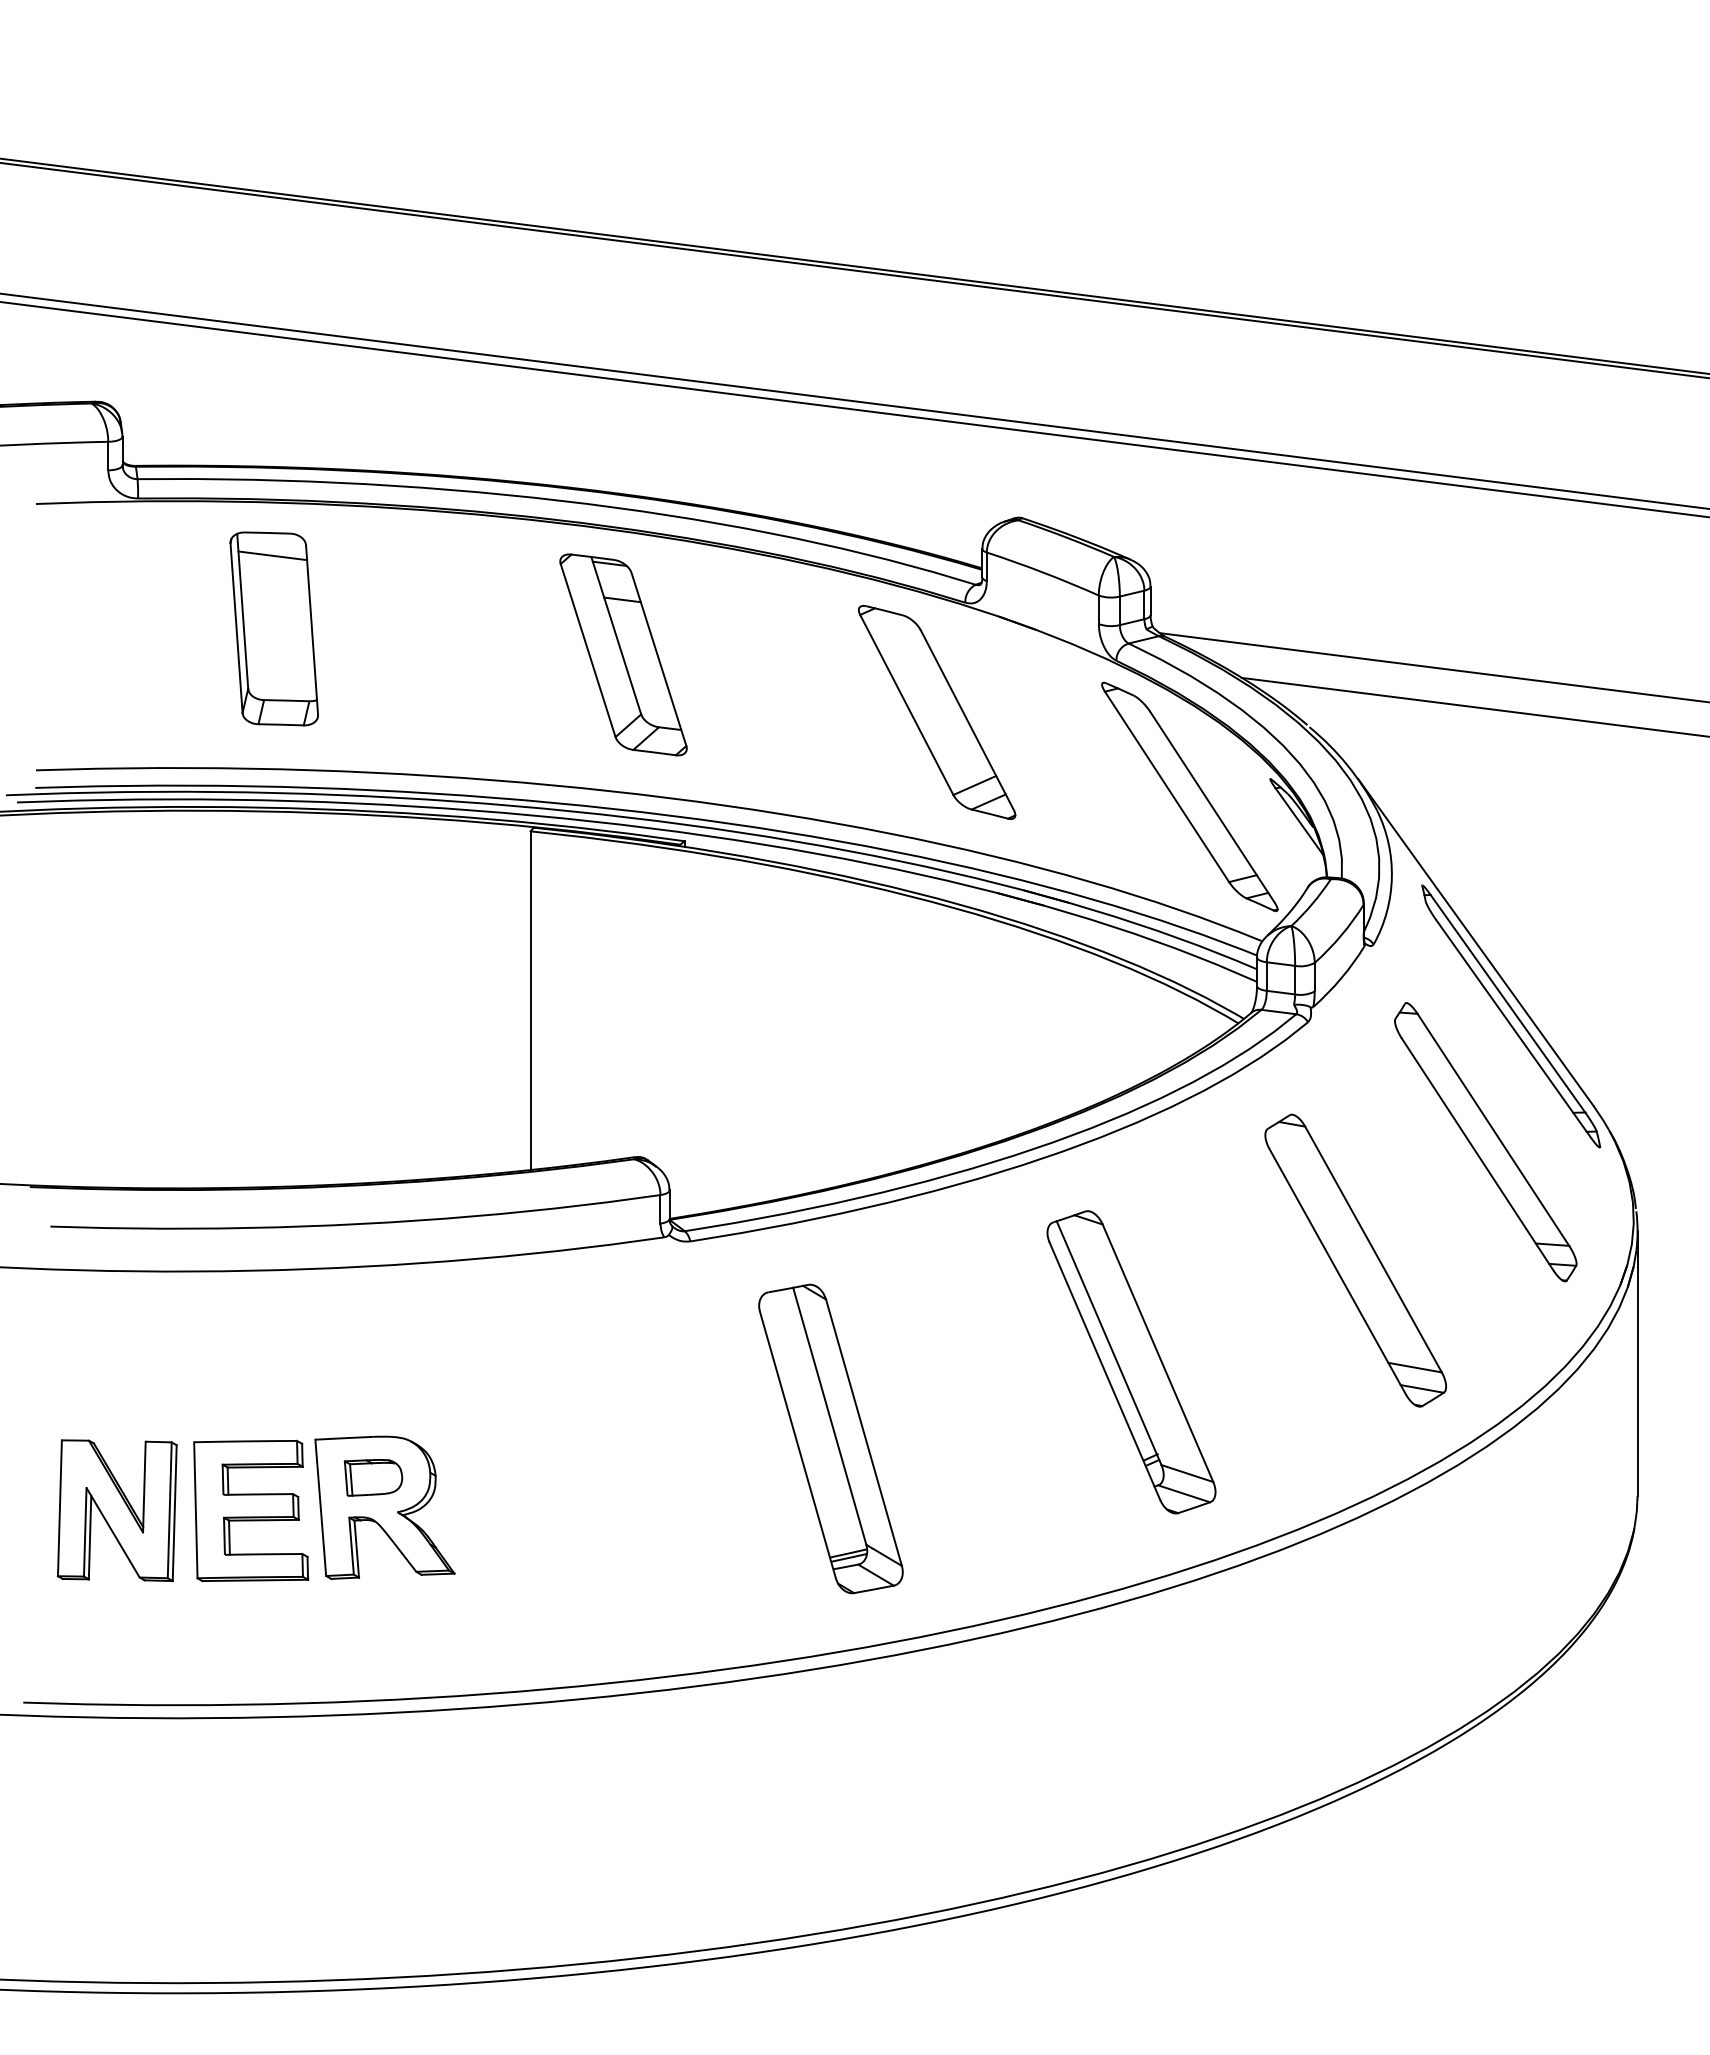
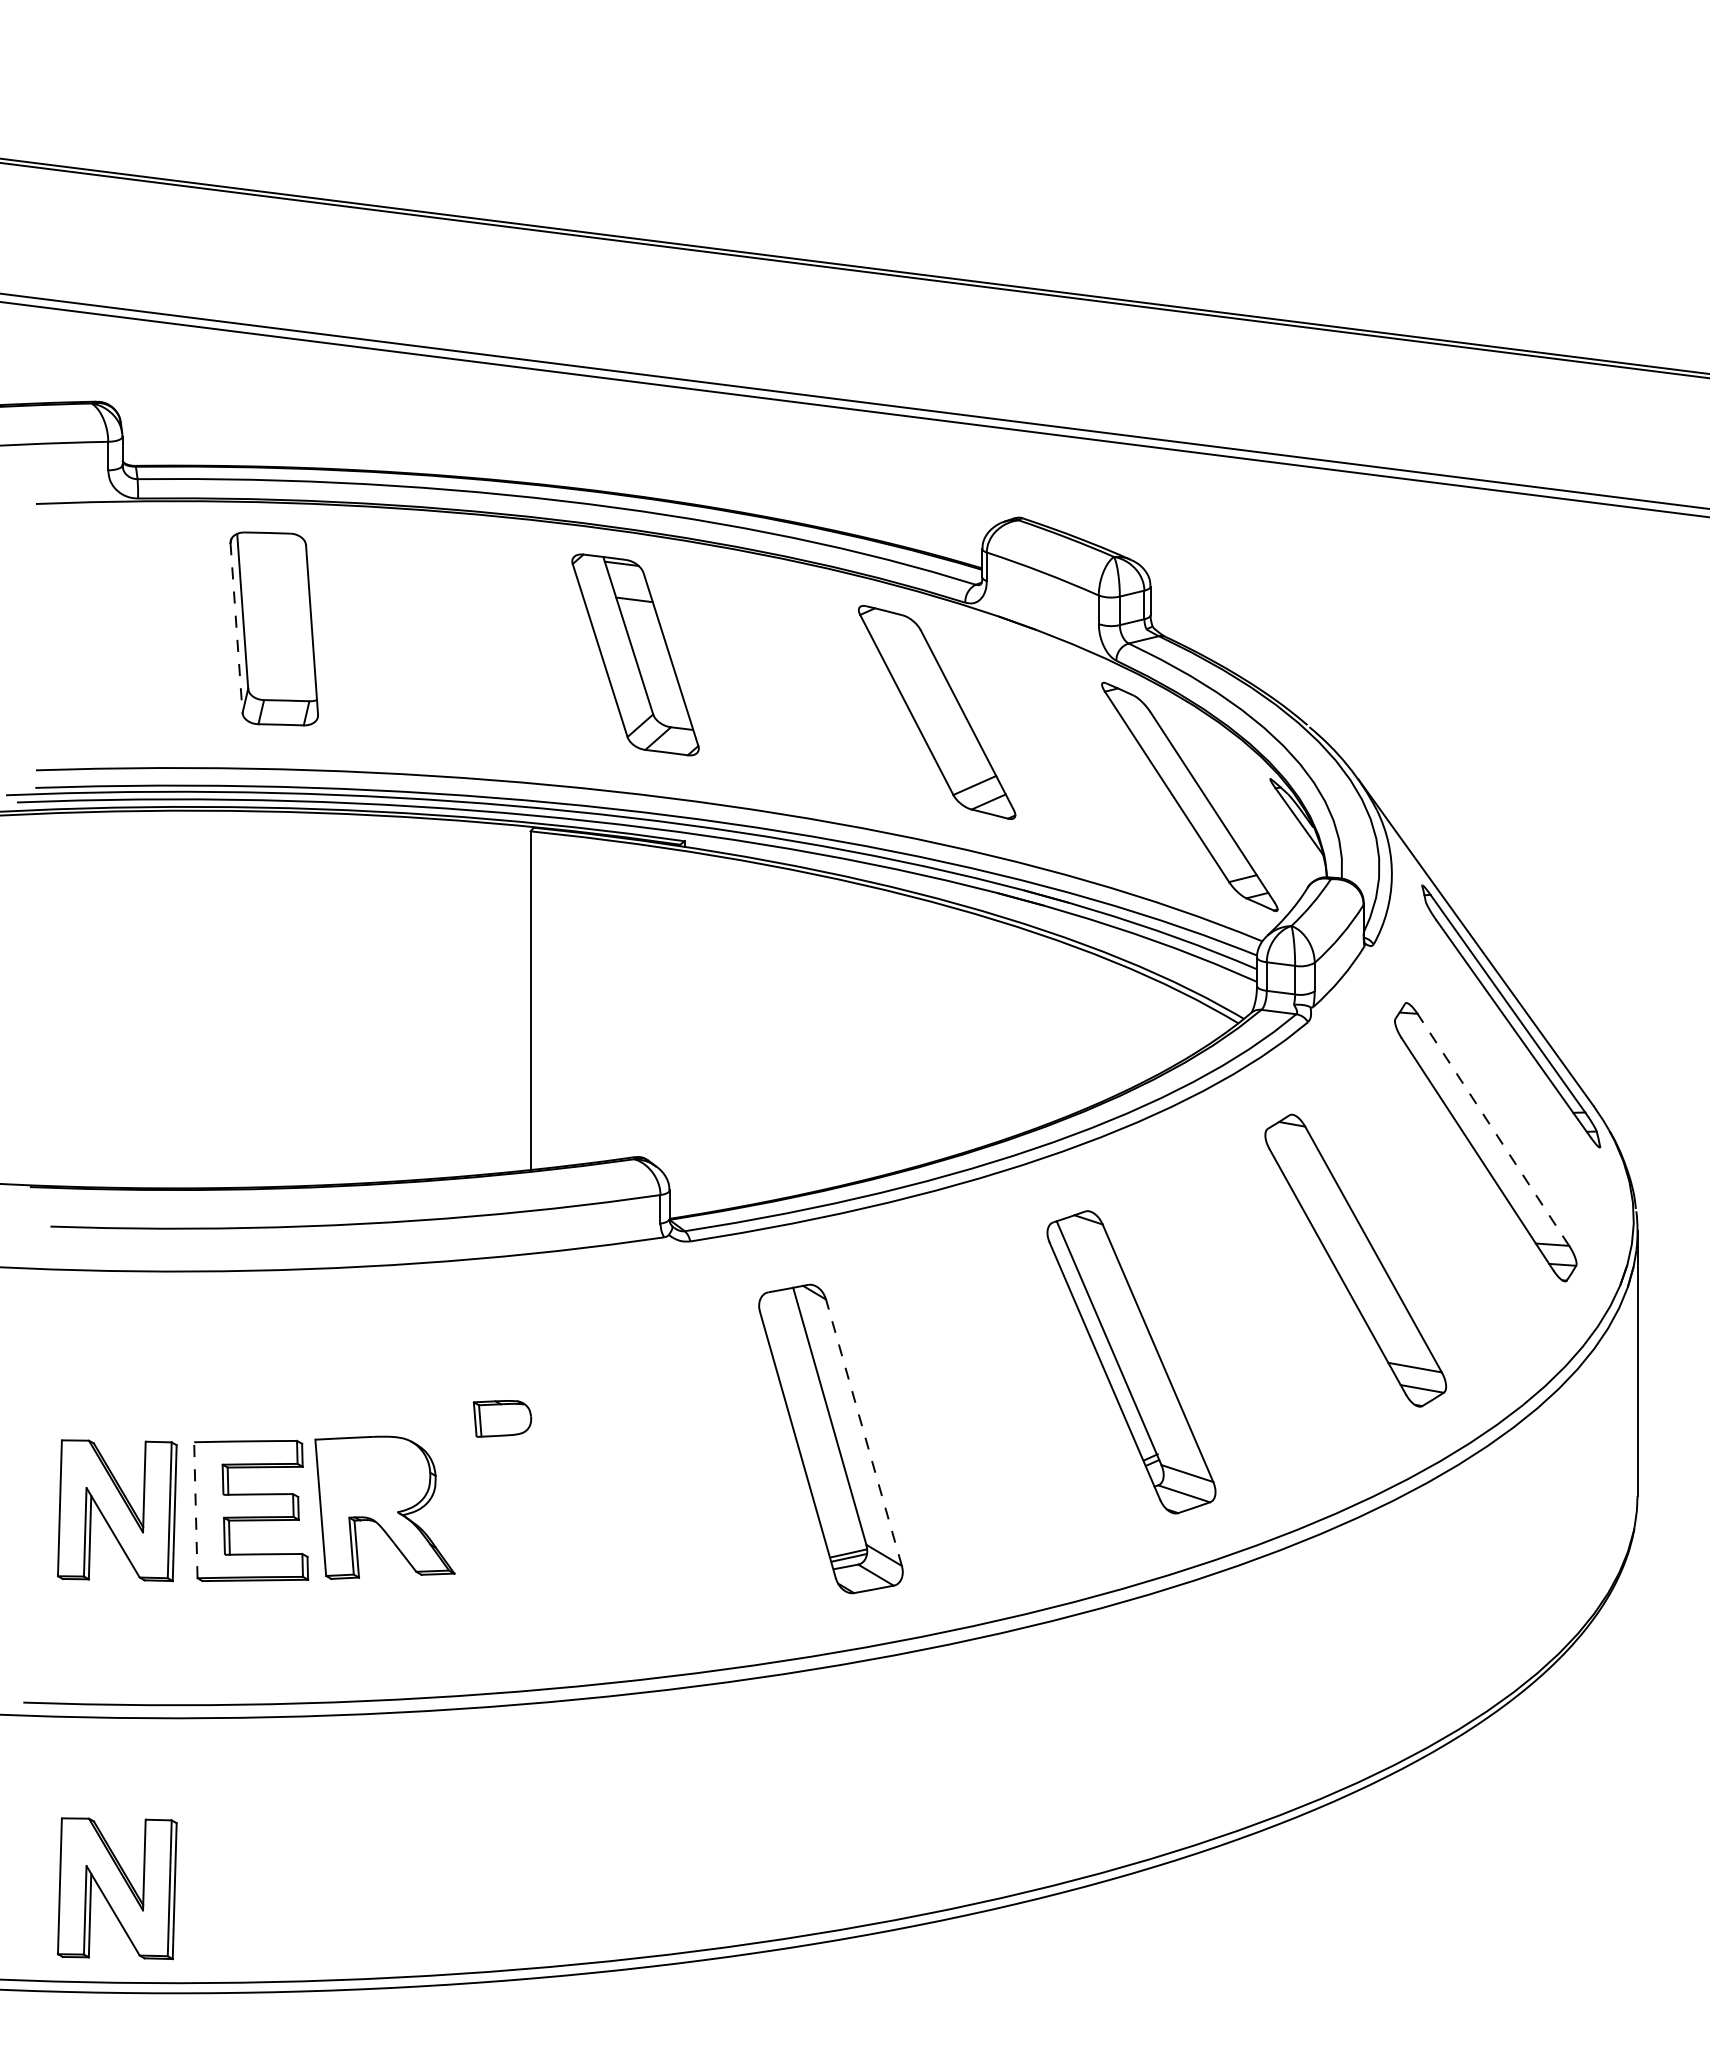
line: present -> none (272, 555)
line: solid -> dashed (236, 628)
part position: (623, 654) -> (635, 654) (635, 654)
line: present -> none (1432, 667)
line: present -> none (1473, 706)
line: solid -> dashed (1493, 1129)
line: solid -> dashed (863, 1432)
part position: (373, 1477) -> (502, 1418) (502, 1418)
line: solid -> dashed (195, 1509)
part: none -> present (116, 1888)
